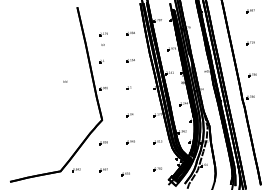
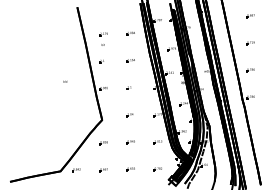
part position: (250, 11) -> (250, 16) (250, 16)
part position: (252, 75) -> (250, 70) (250, 70)
part position: (125, 174) -> (130, 169) (130, 169)
